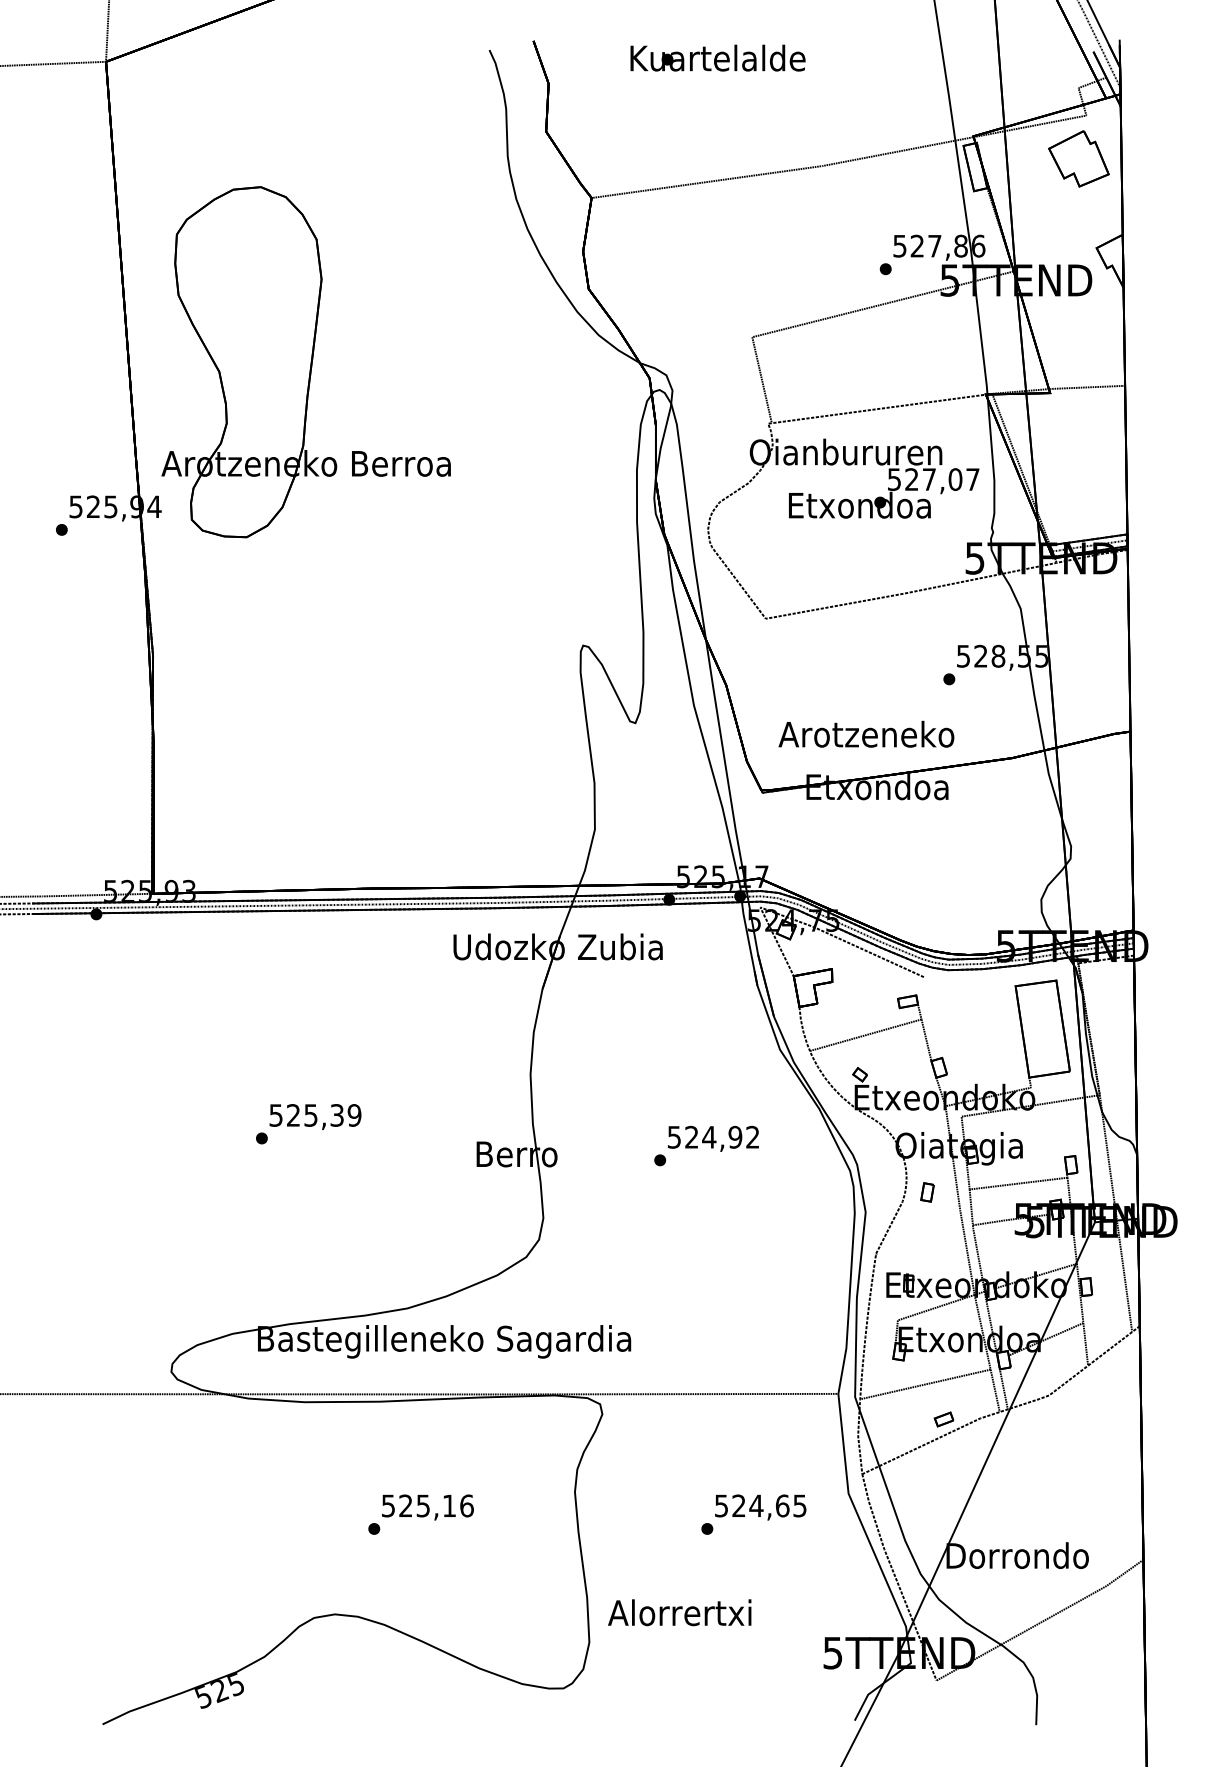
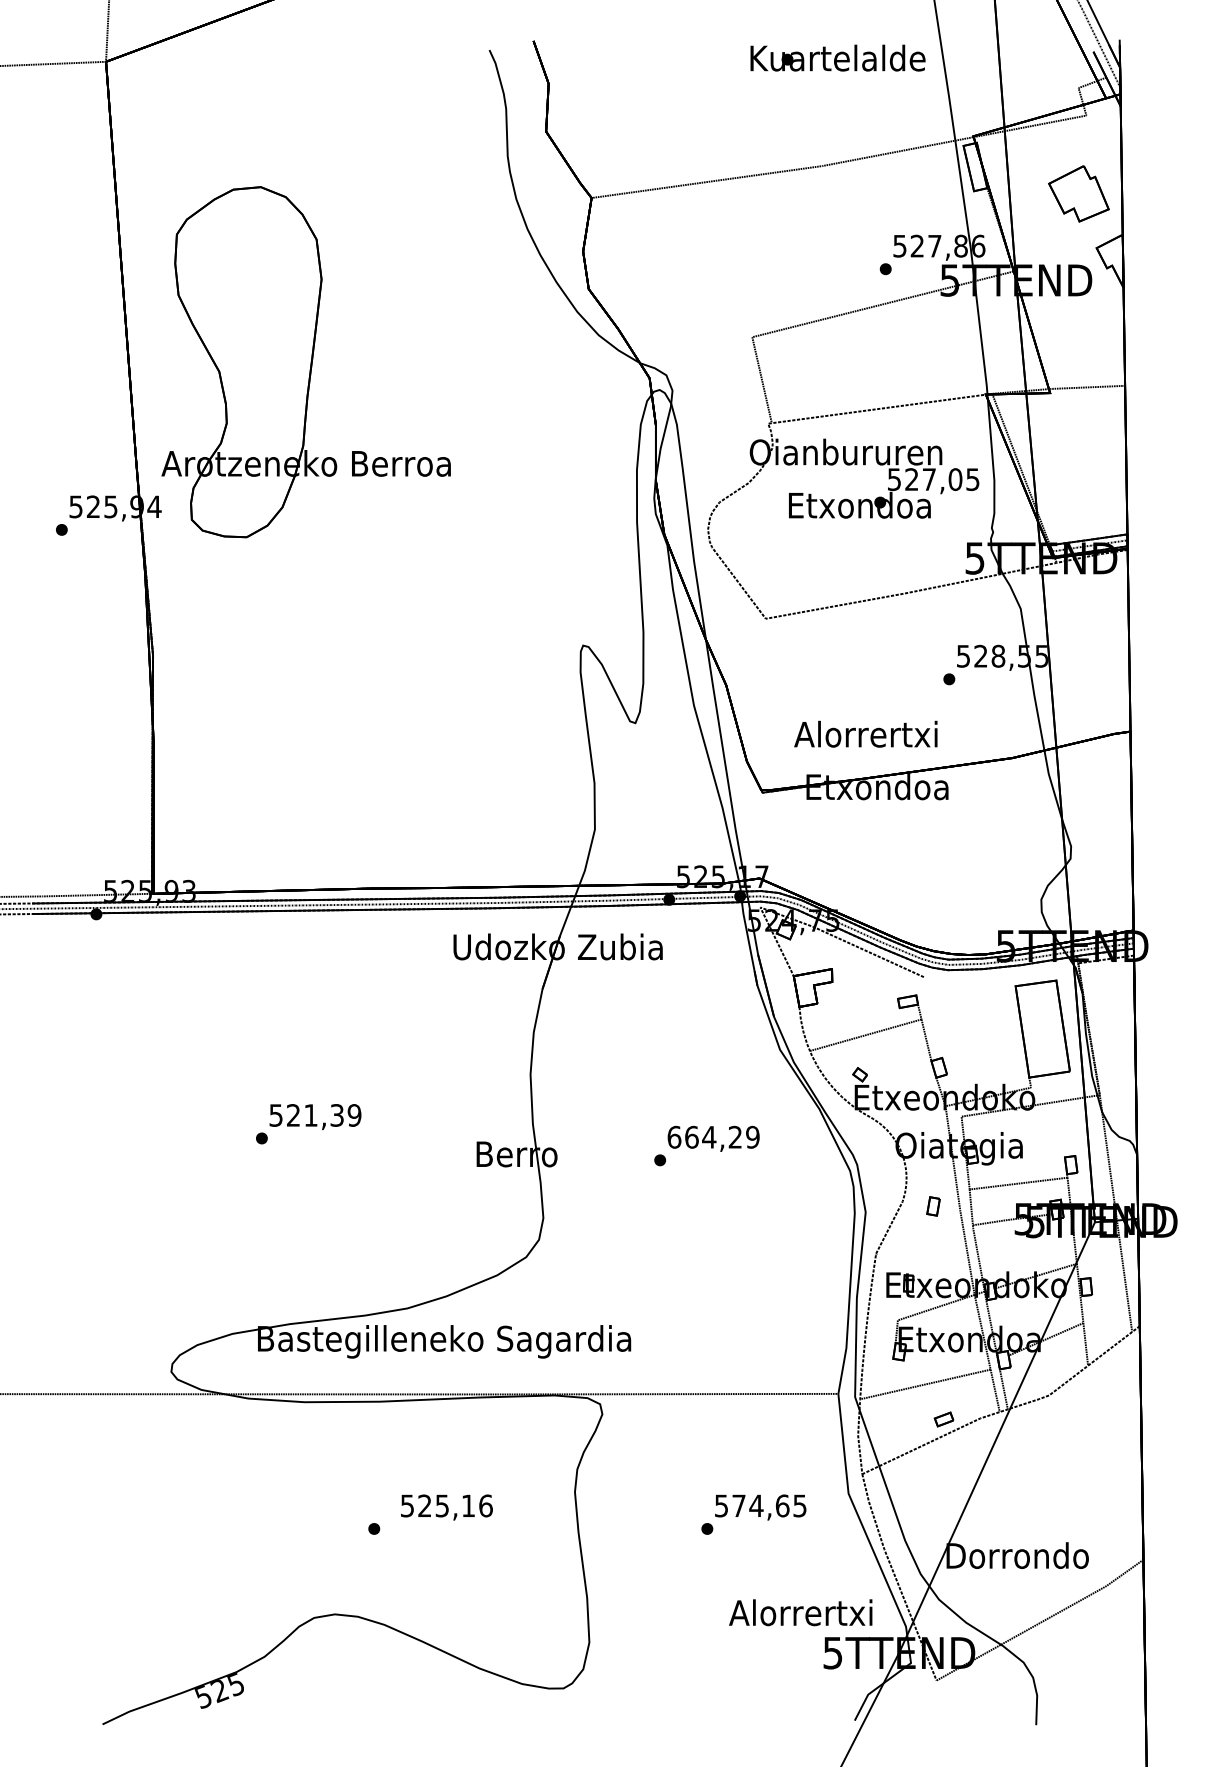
text position: (717, 57) -> (837, 57) (837, 57)
part position: (1078, 158) -> (1078, 193) (1078, 193)
text: 527,07 -> 527,05 (972, 479)
text: Arotzeneko -> Alorrertxi (866, 733)
text: 525,39 -> 521,39 (310, 1115)
text: 524,92 -> 664,29 (713, 1136)
part position: (927, 1192) -> (933, 1206) (933, 1206)
text: 524,65 -> 574,65 (738, 1505)
text position: (427, 1507) -> (446, 1507) (446, 1507)
text position: (679, 1612) -> (800, 1612) (800, 1612)
